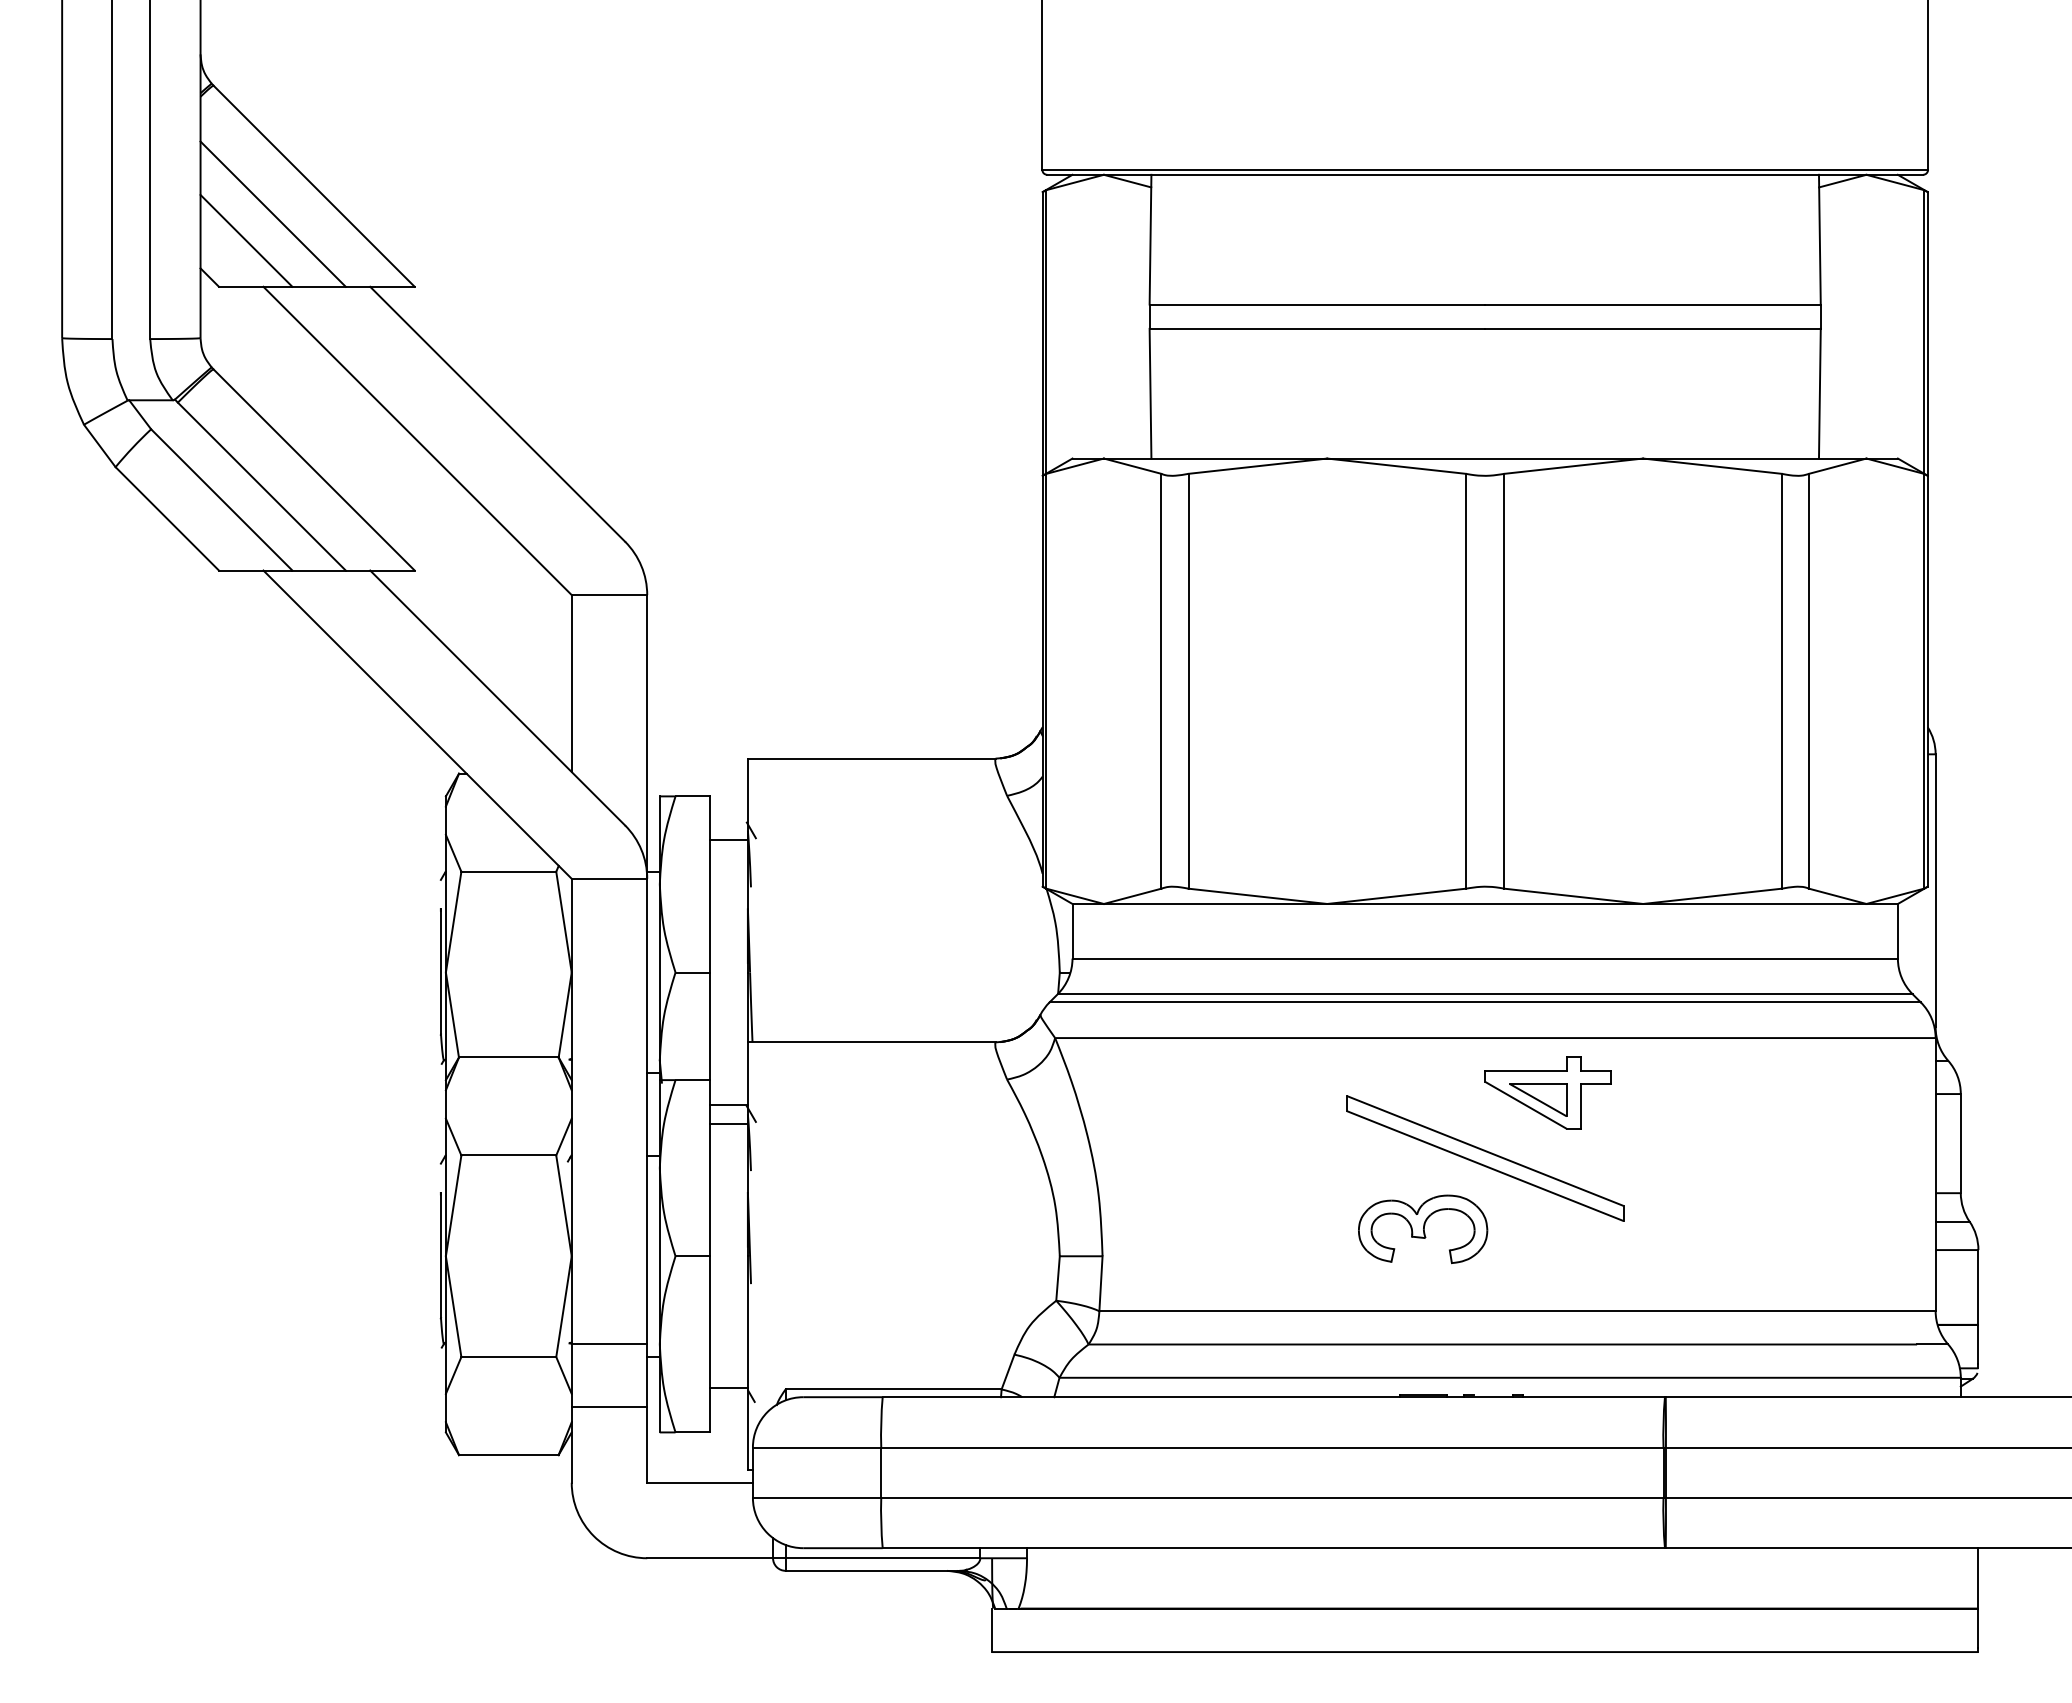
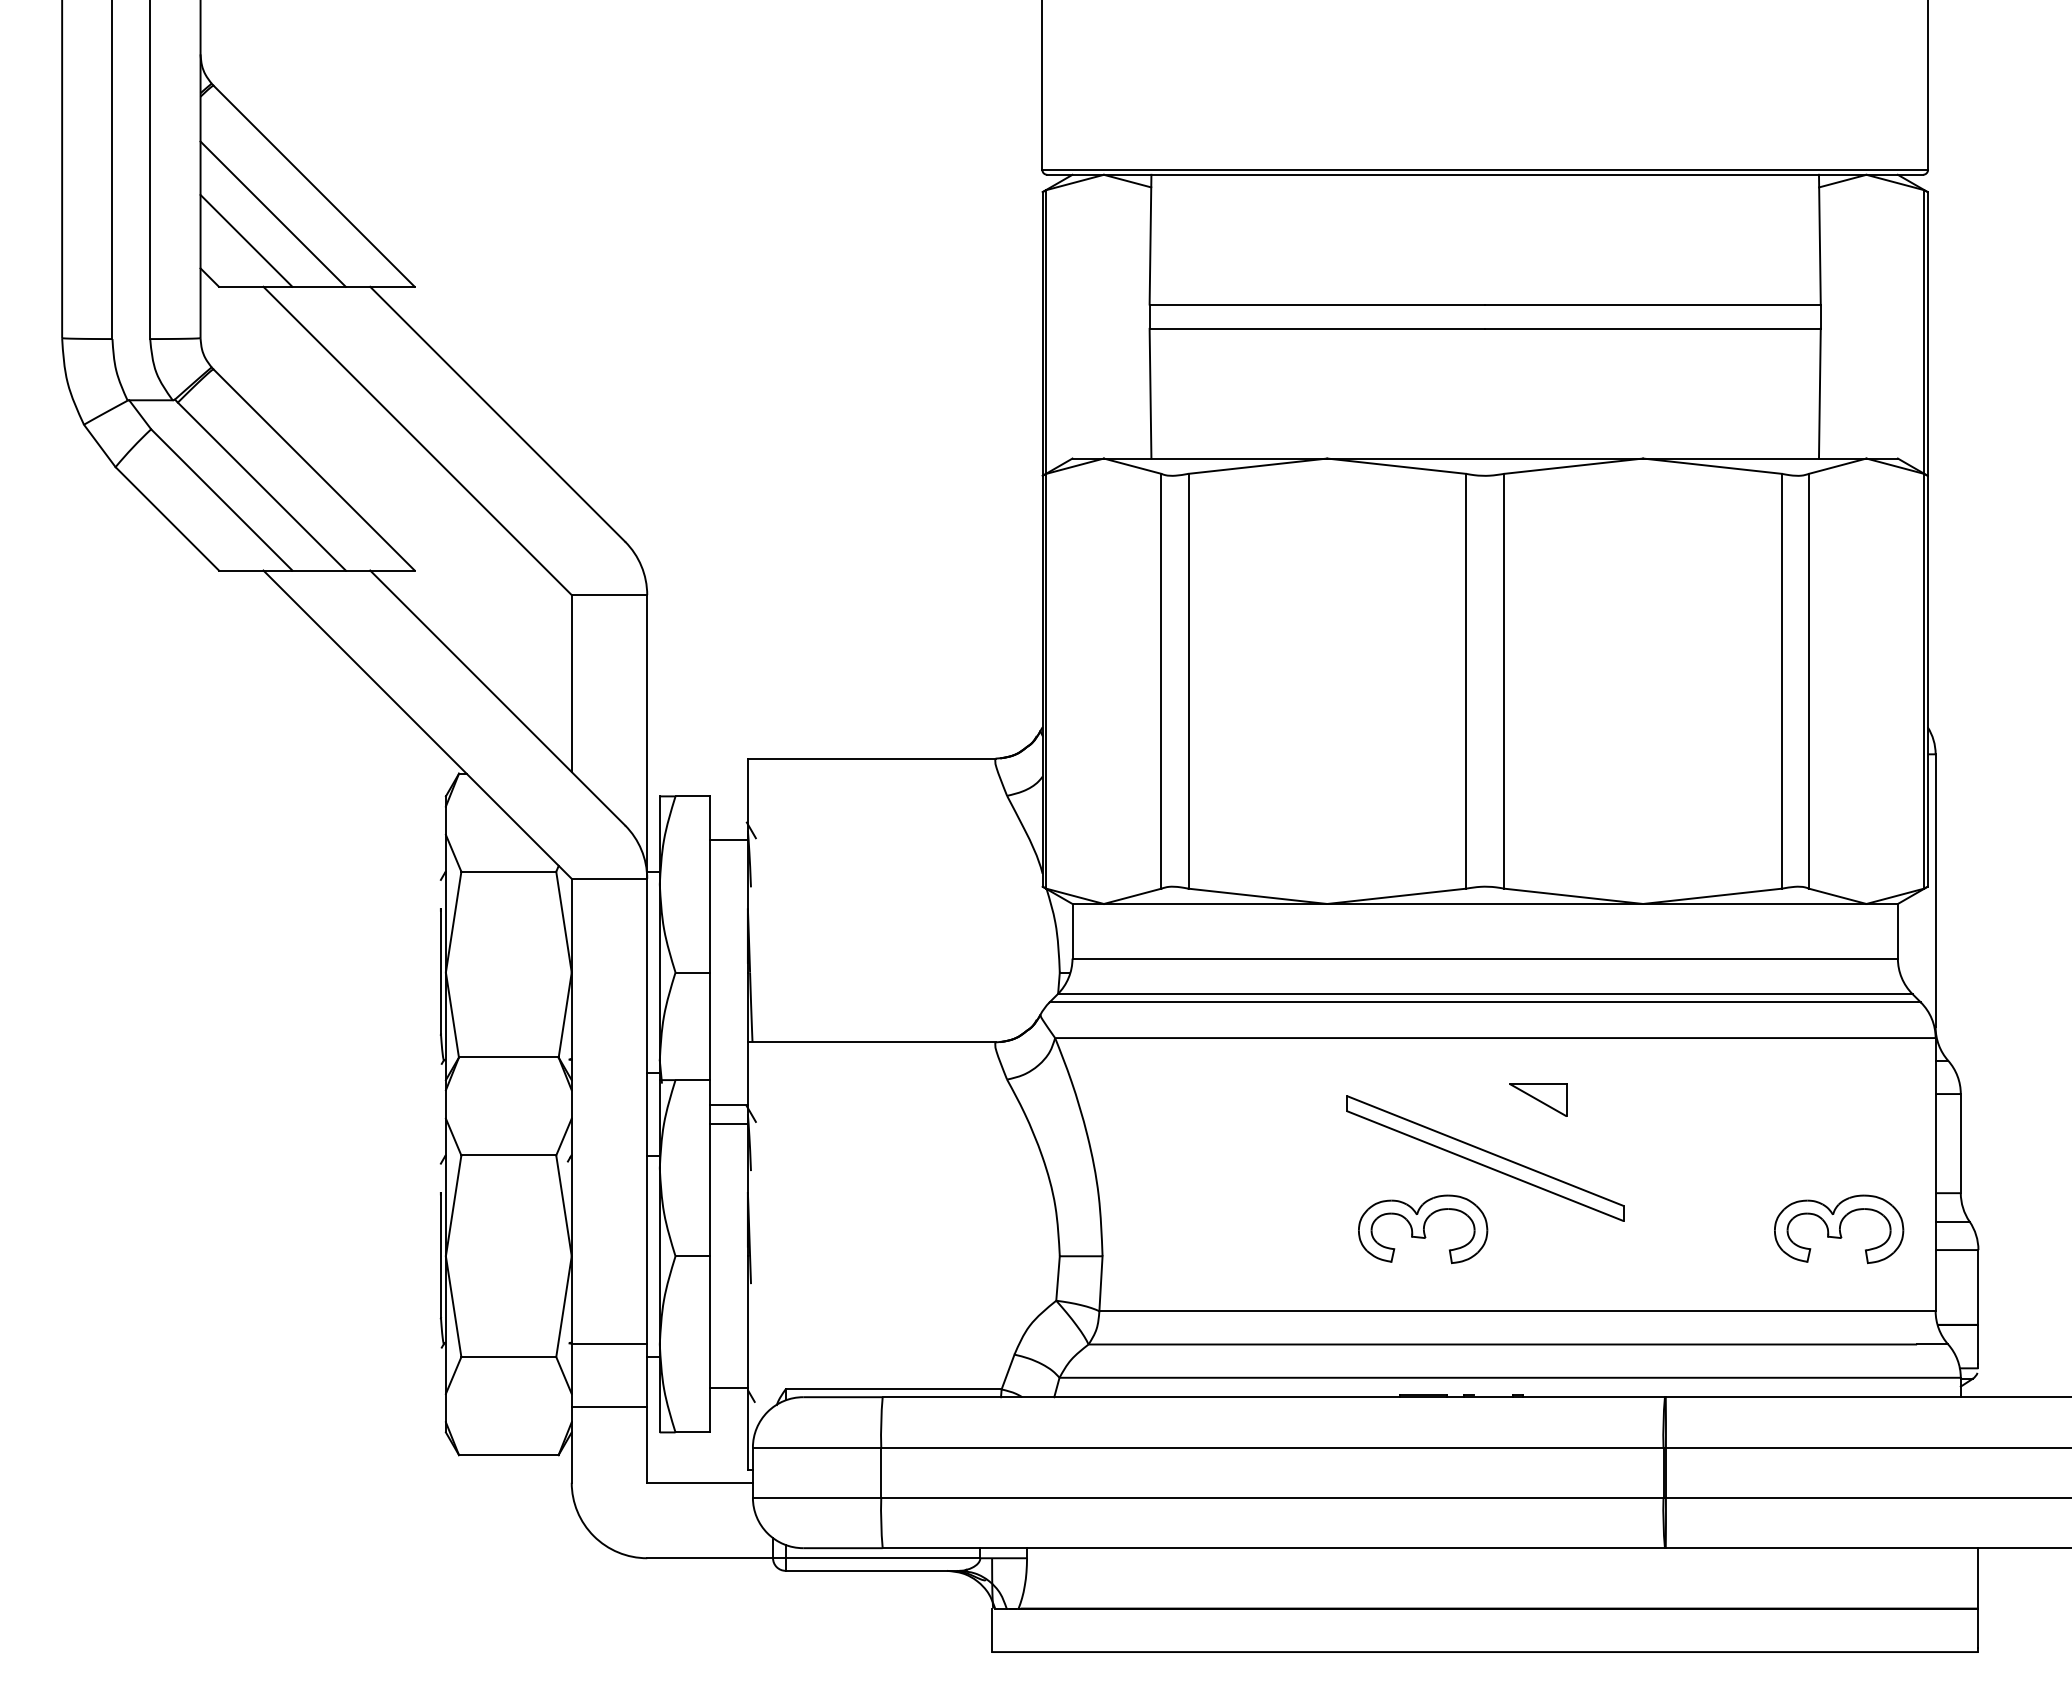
part: present -> none (1547, 1092)
part: none -> present (1839, 1229)
